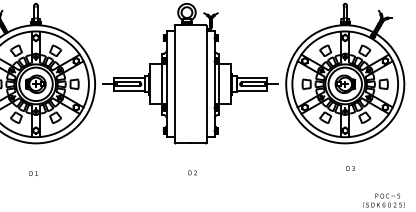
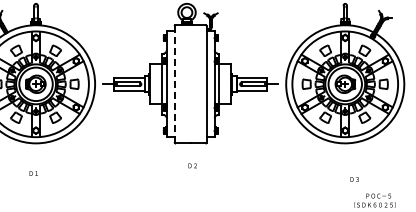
line: solid -> dashed (174, 84)
text position: (350, 168) -> (354, 179) (354, 179)
text position: (192, 172) -> (192, 165) (192, 165)
text position: (383, 200) -> (374, 200) (374, 200)
